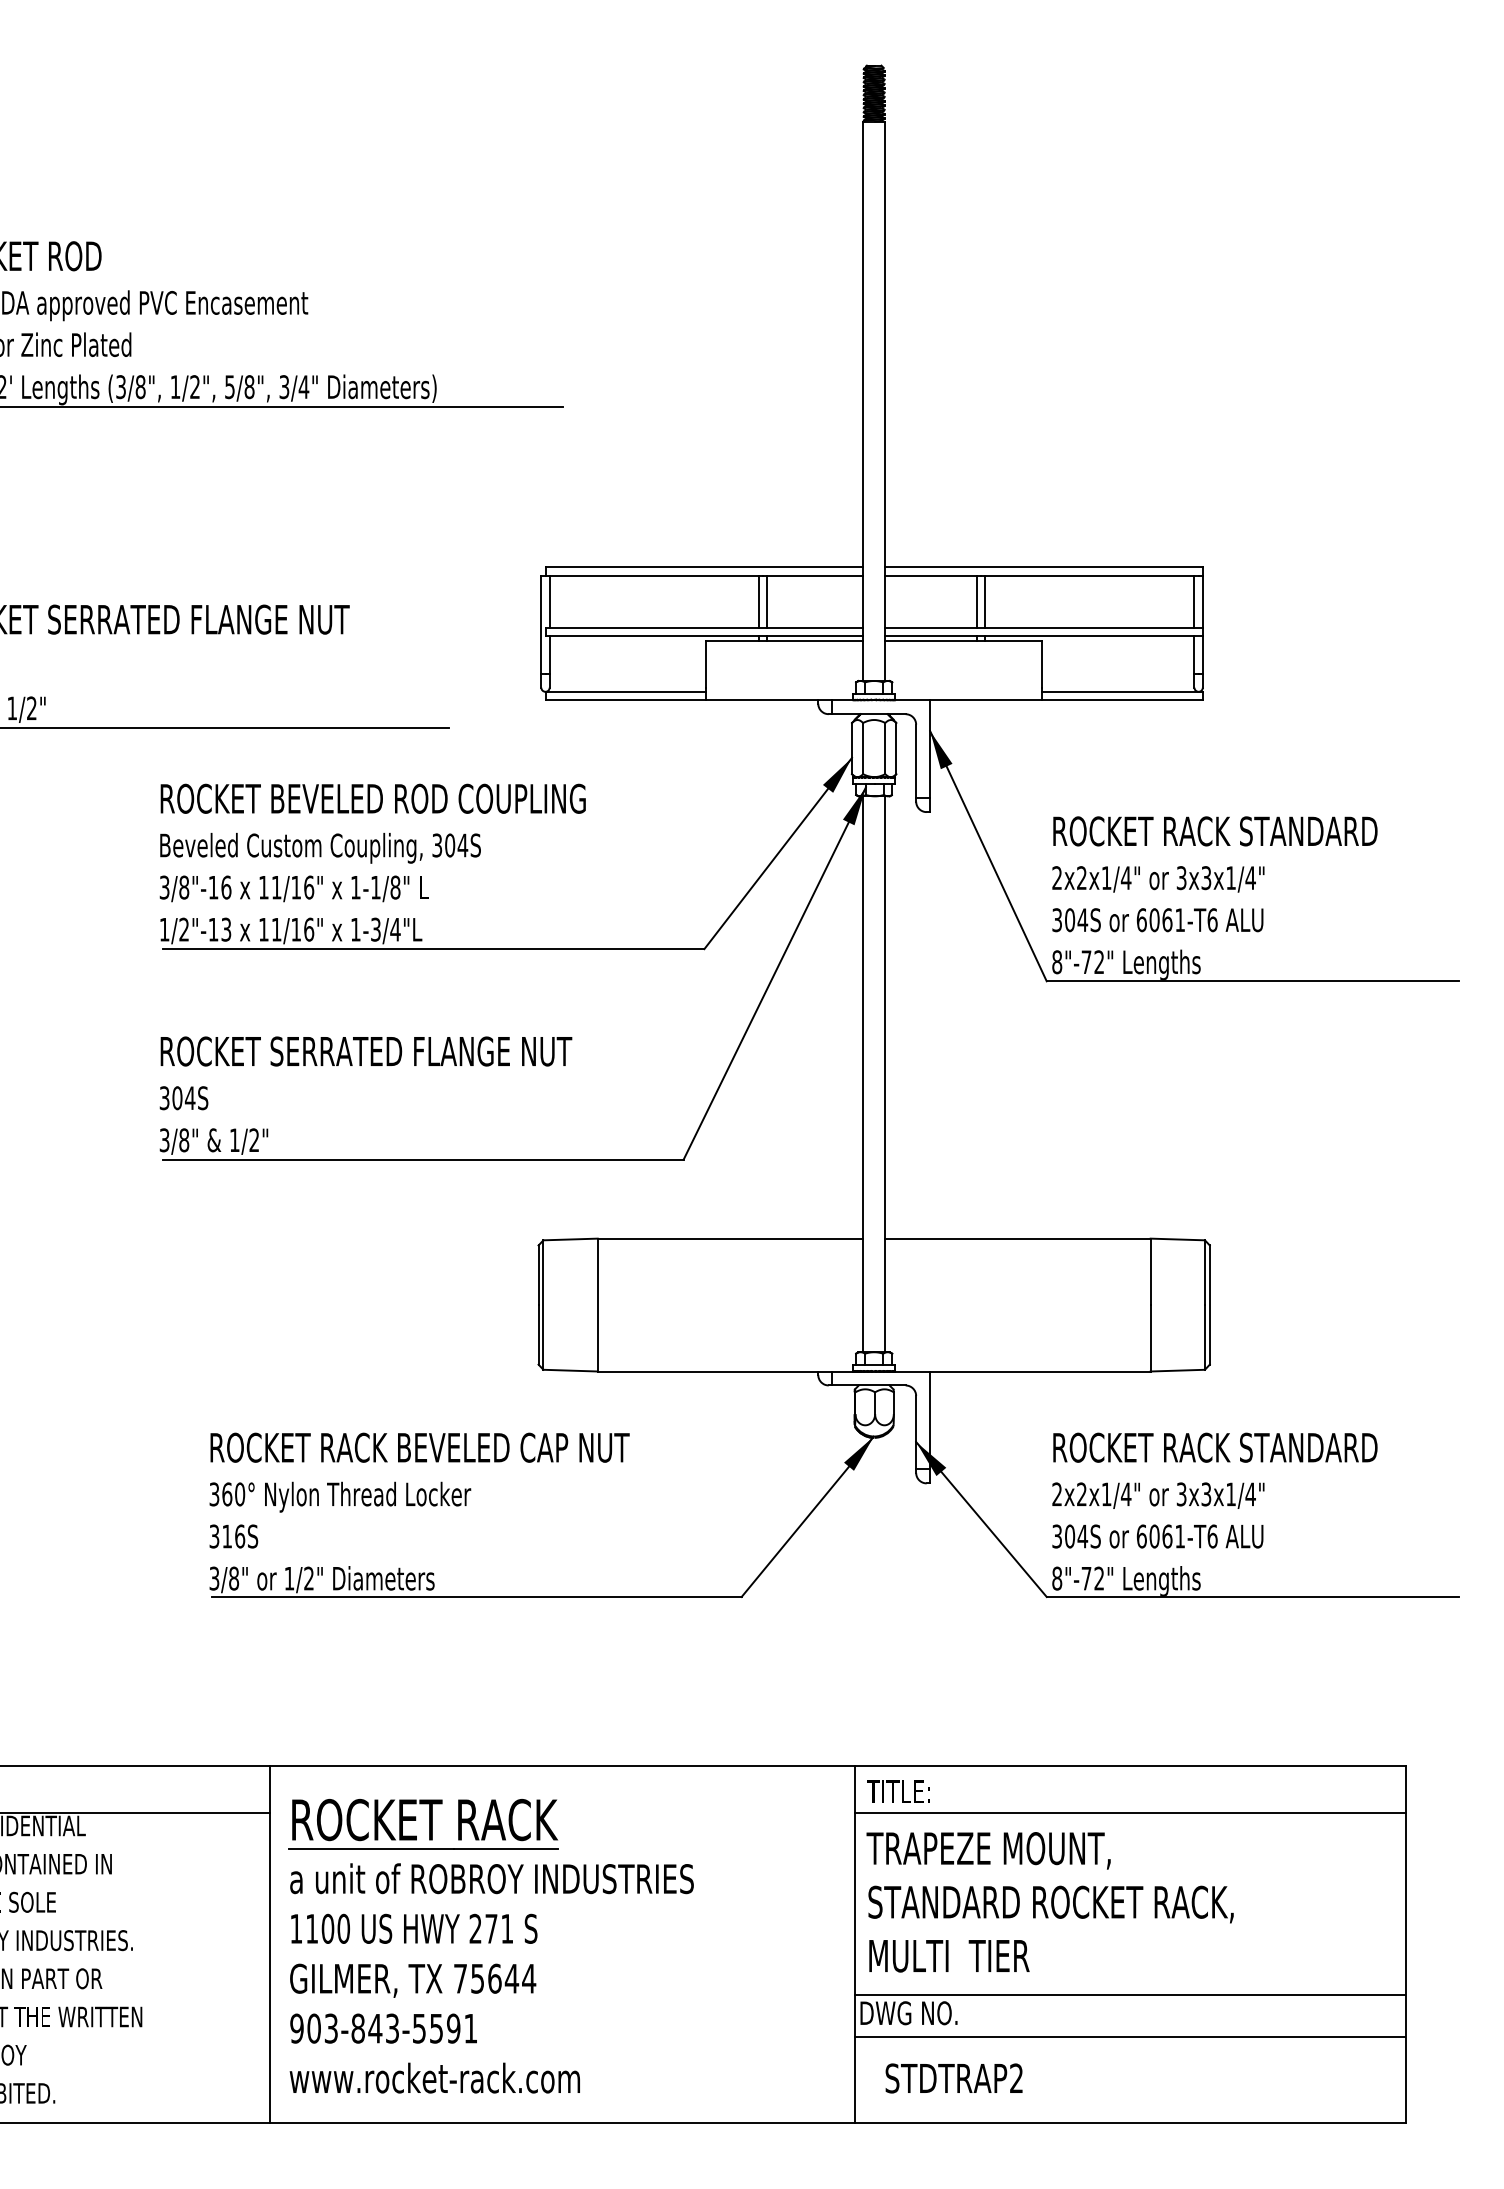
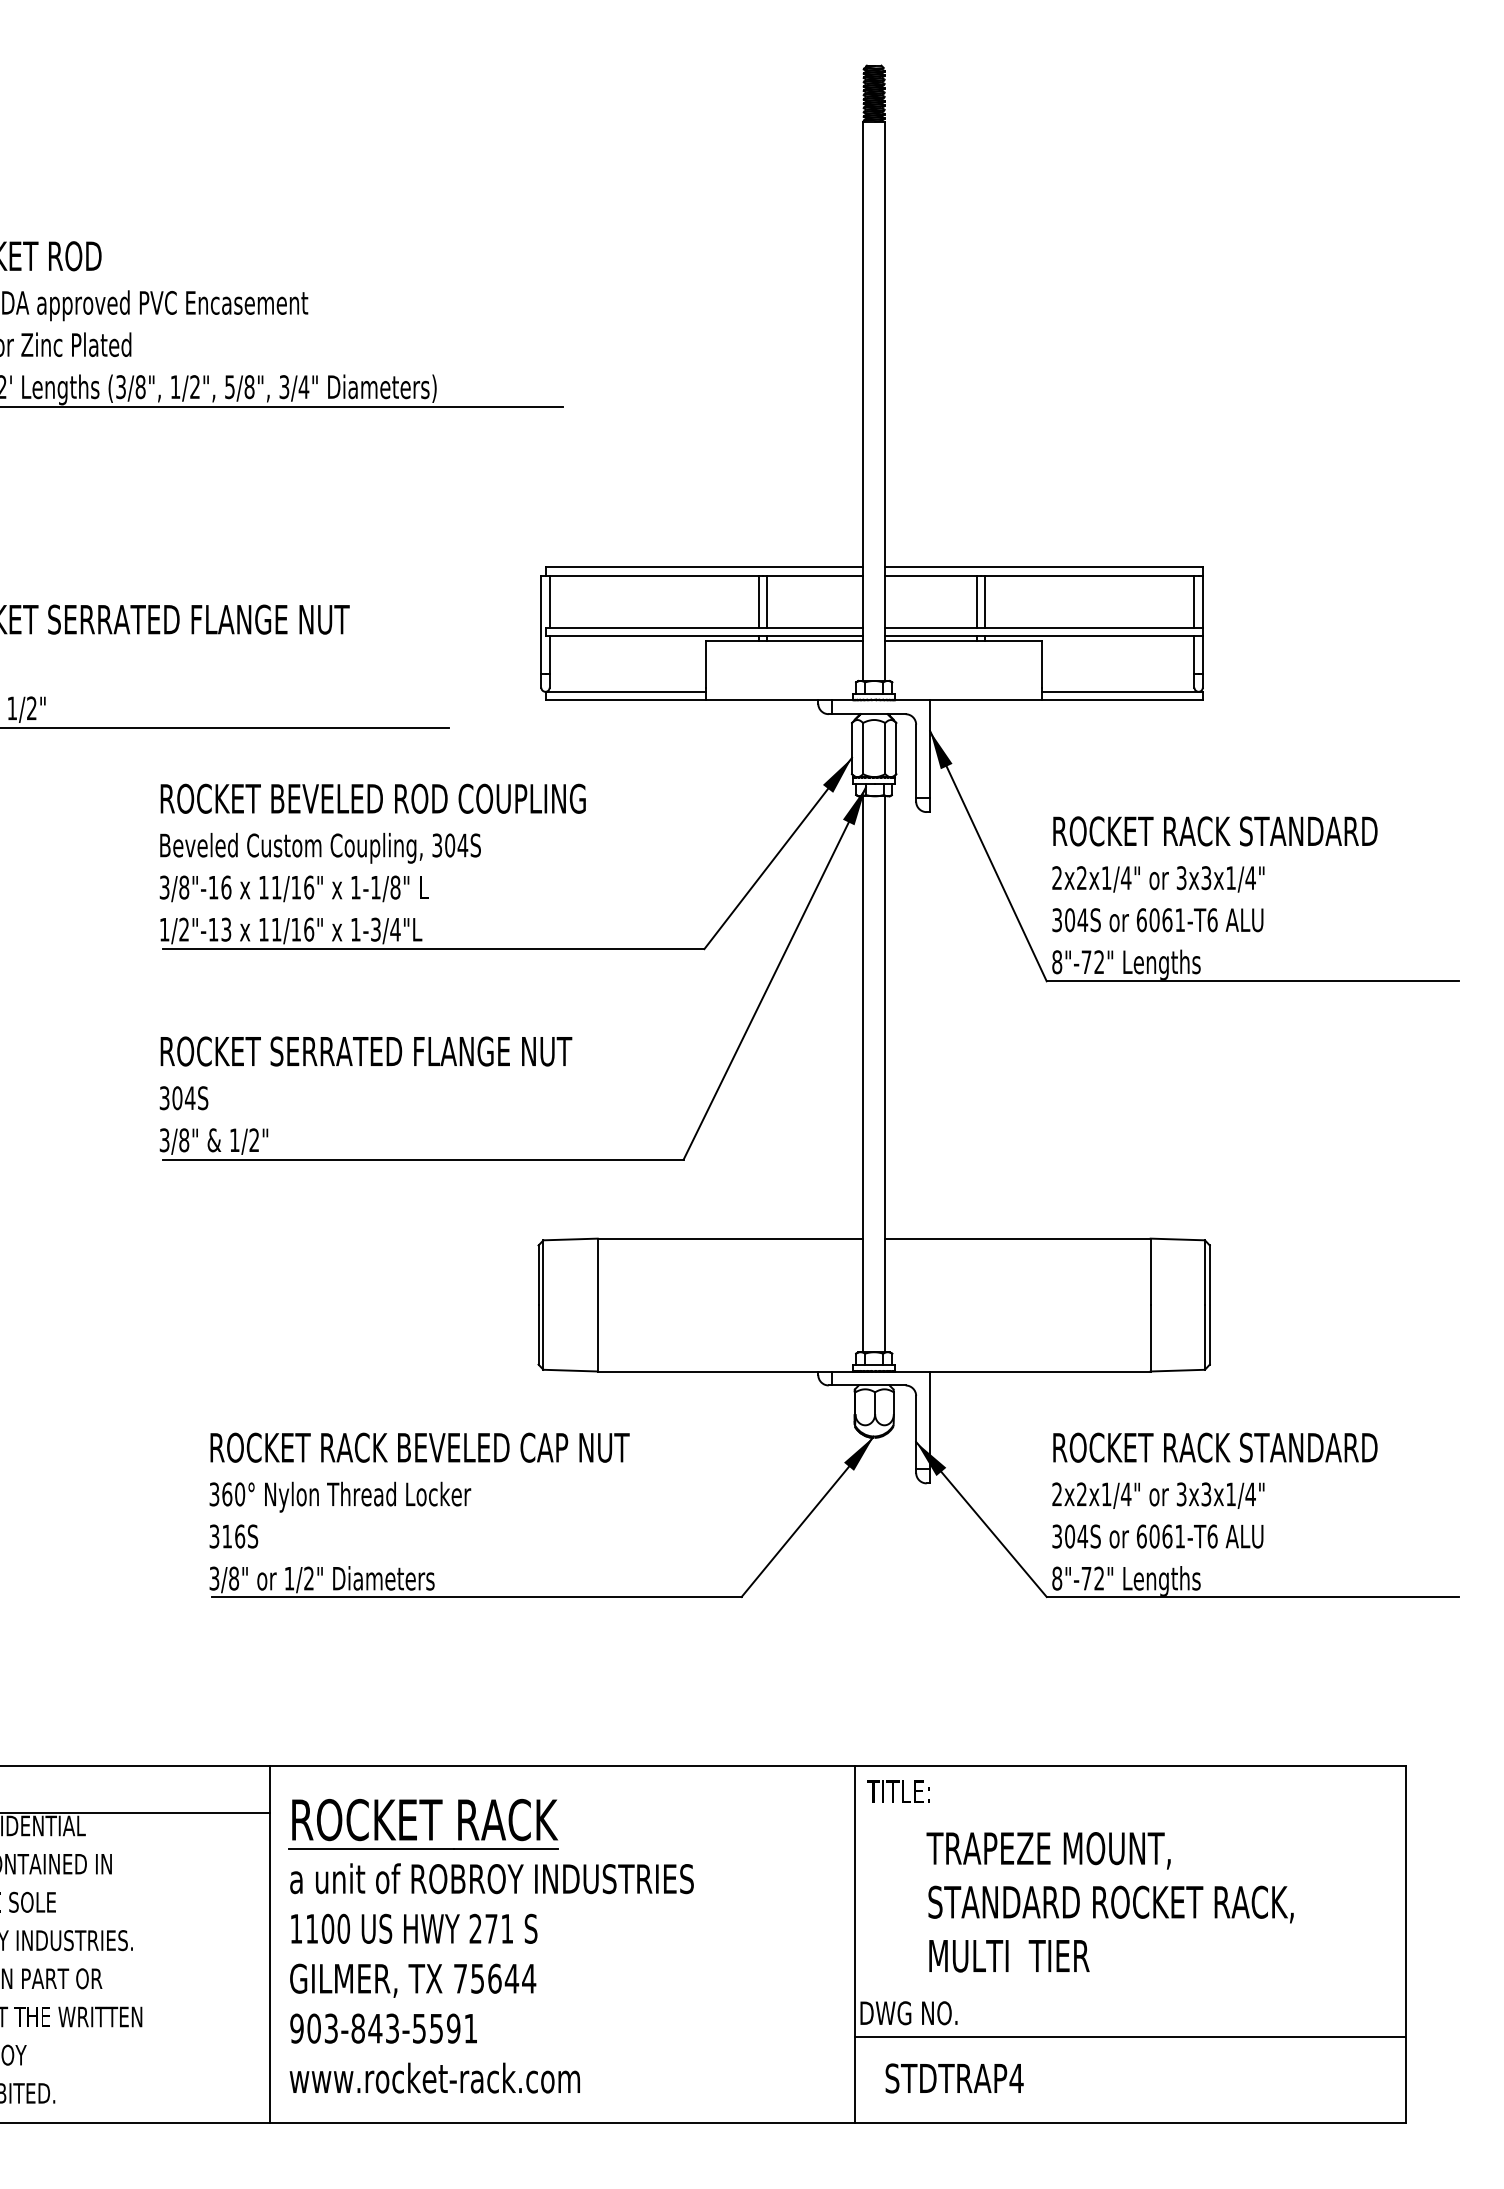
line: present -> none (1130, 1813)
text position: (1049, 1902) -> (1109, 1902) (1109, 1902)
line: present -> none (1130, 1994)
text: STDTRAP2 -> STDTRAP4 (1016, 2077)
